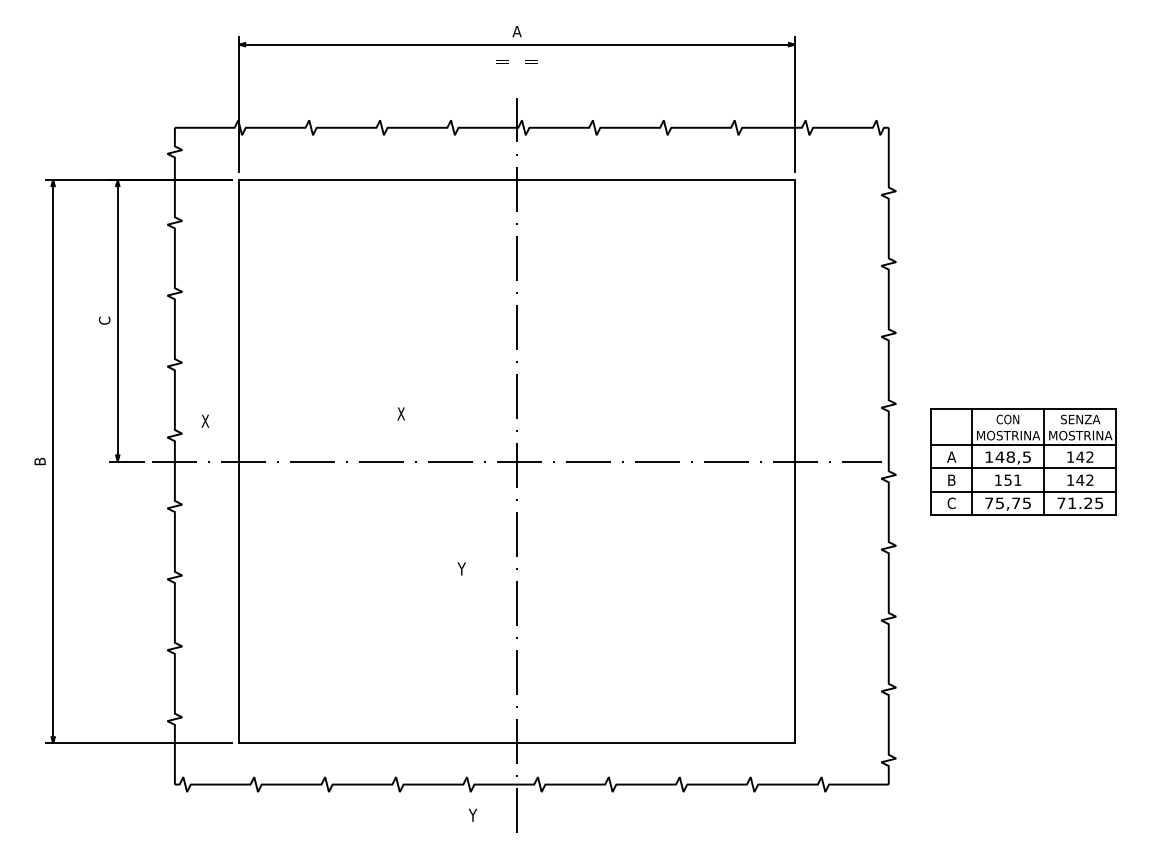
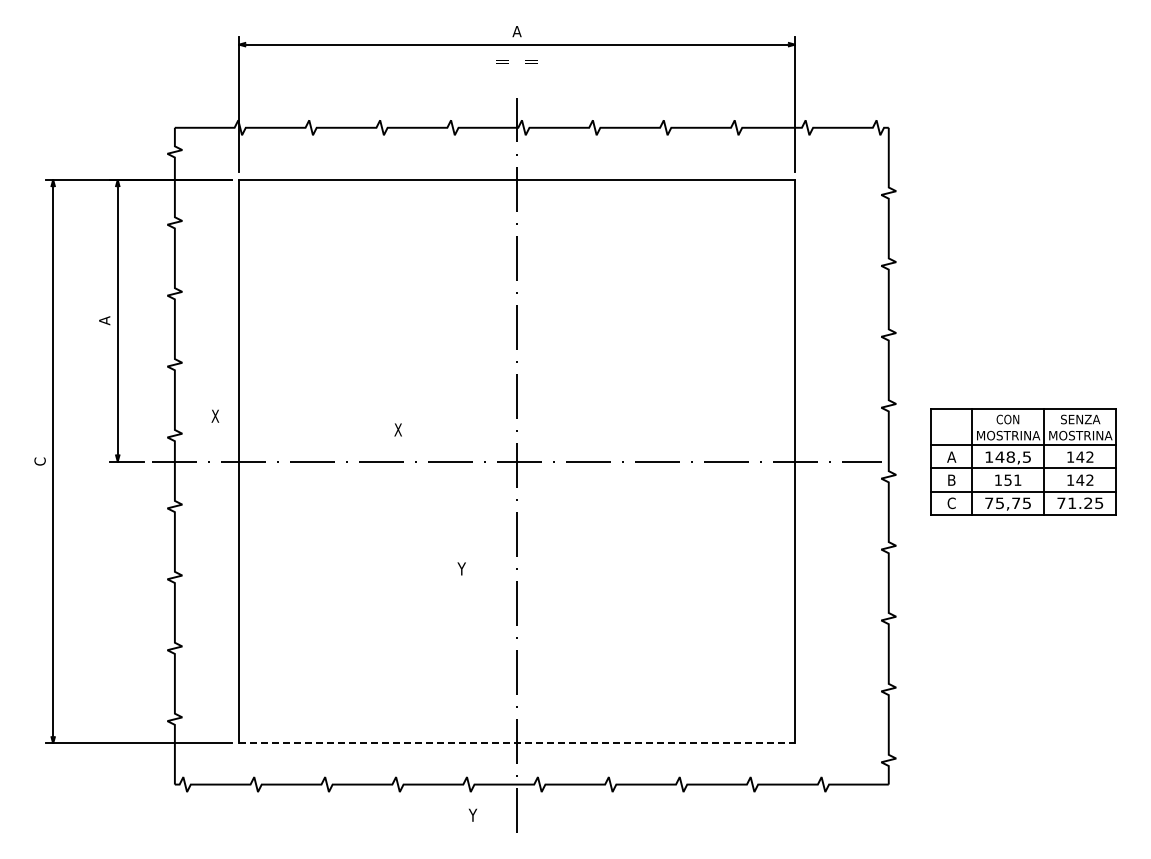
text: C -> A (104, 320)
text position: (400, 413) -> (397, 429) (397, 429)
text position: (205, 420) -> (215, 415) (215, 415)
text: B -> C (39, 461)
line: solid -> dashed (517, 743)
